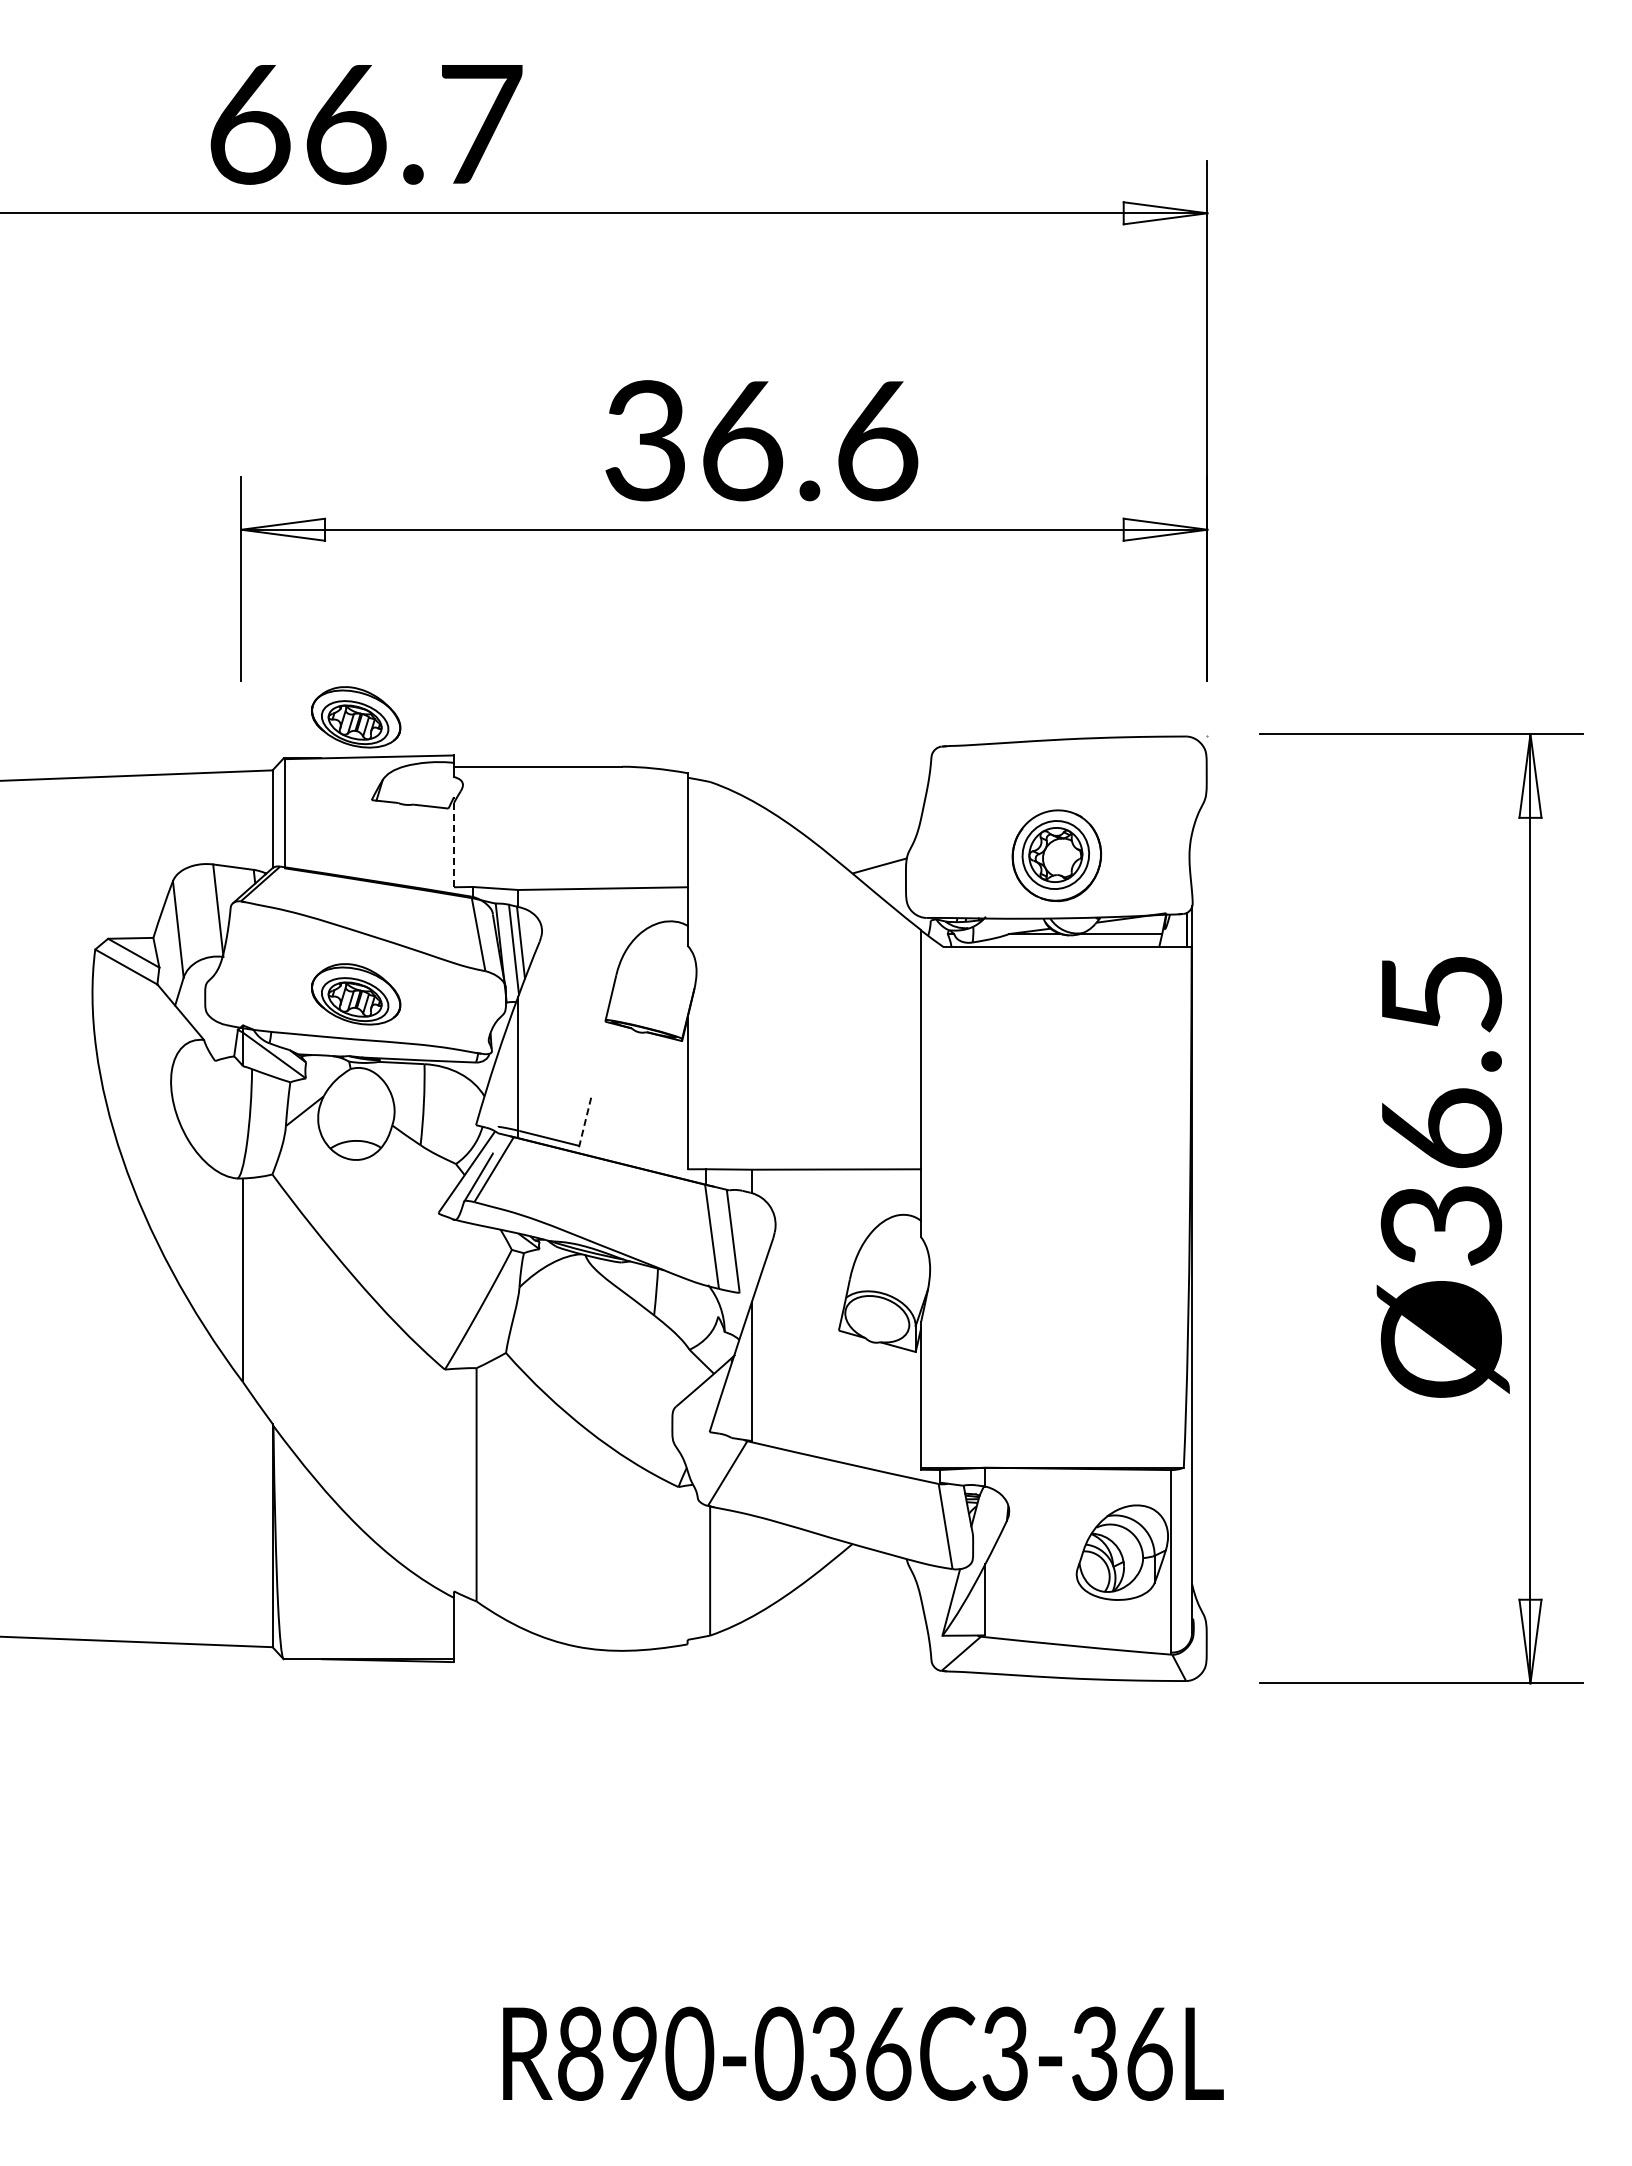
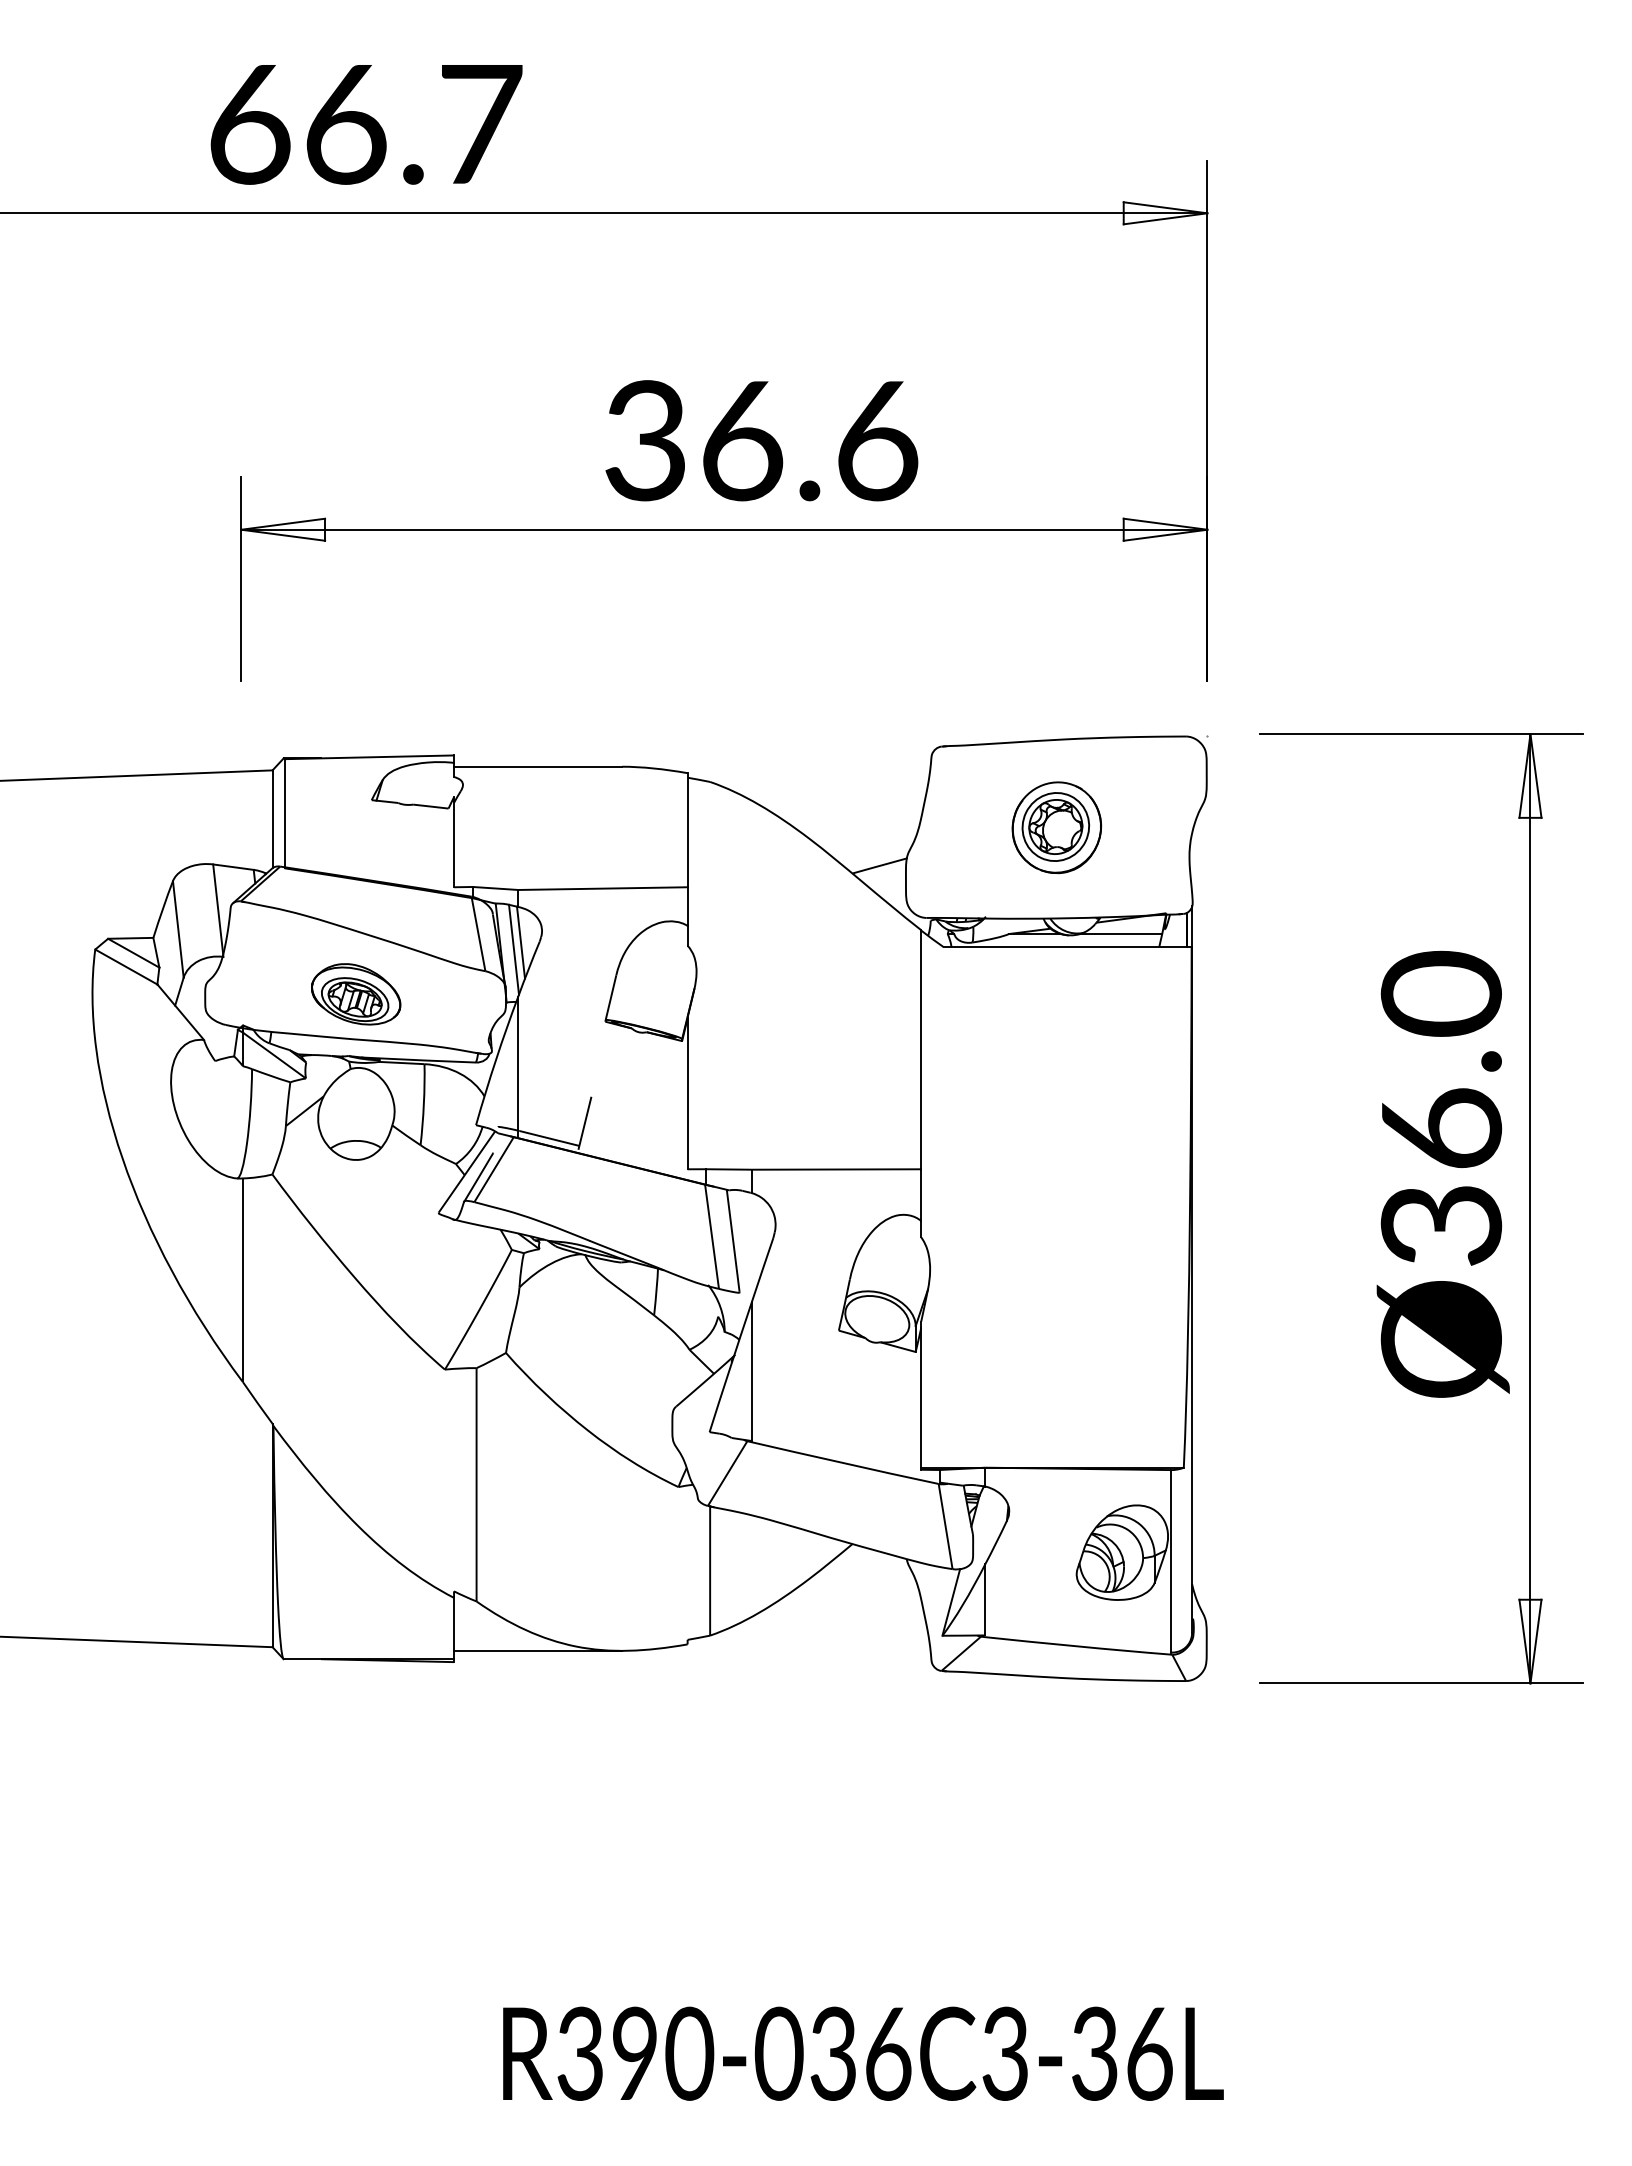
part: present -> none (356, 717)
line: dashed -> solid (454, 841)
part position: (1056, 855) -> (1056, 827) (1056, 827)
text: Ø36.5 -> Ø36.0 (1441, 993)
line: dashed -> solid (584, 1123)
line: none -> present (538, 1650)
text: R890-036C3-36L -> R390-036C3-36L (580, 2053)
